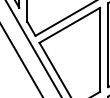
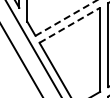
line: solid -> dashed (66, 17)
line: solid -> dashed (70, 25)
